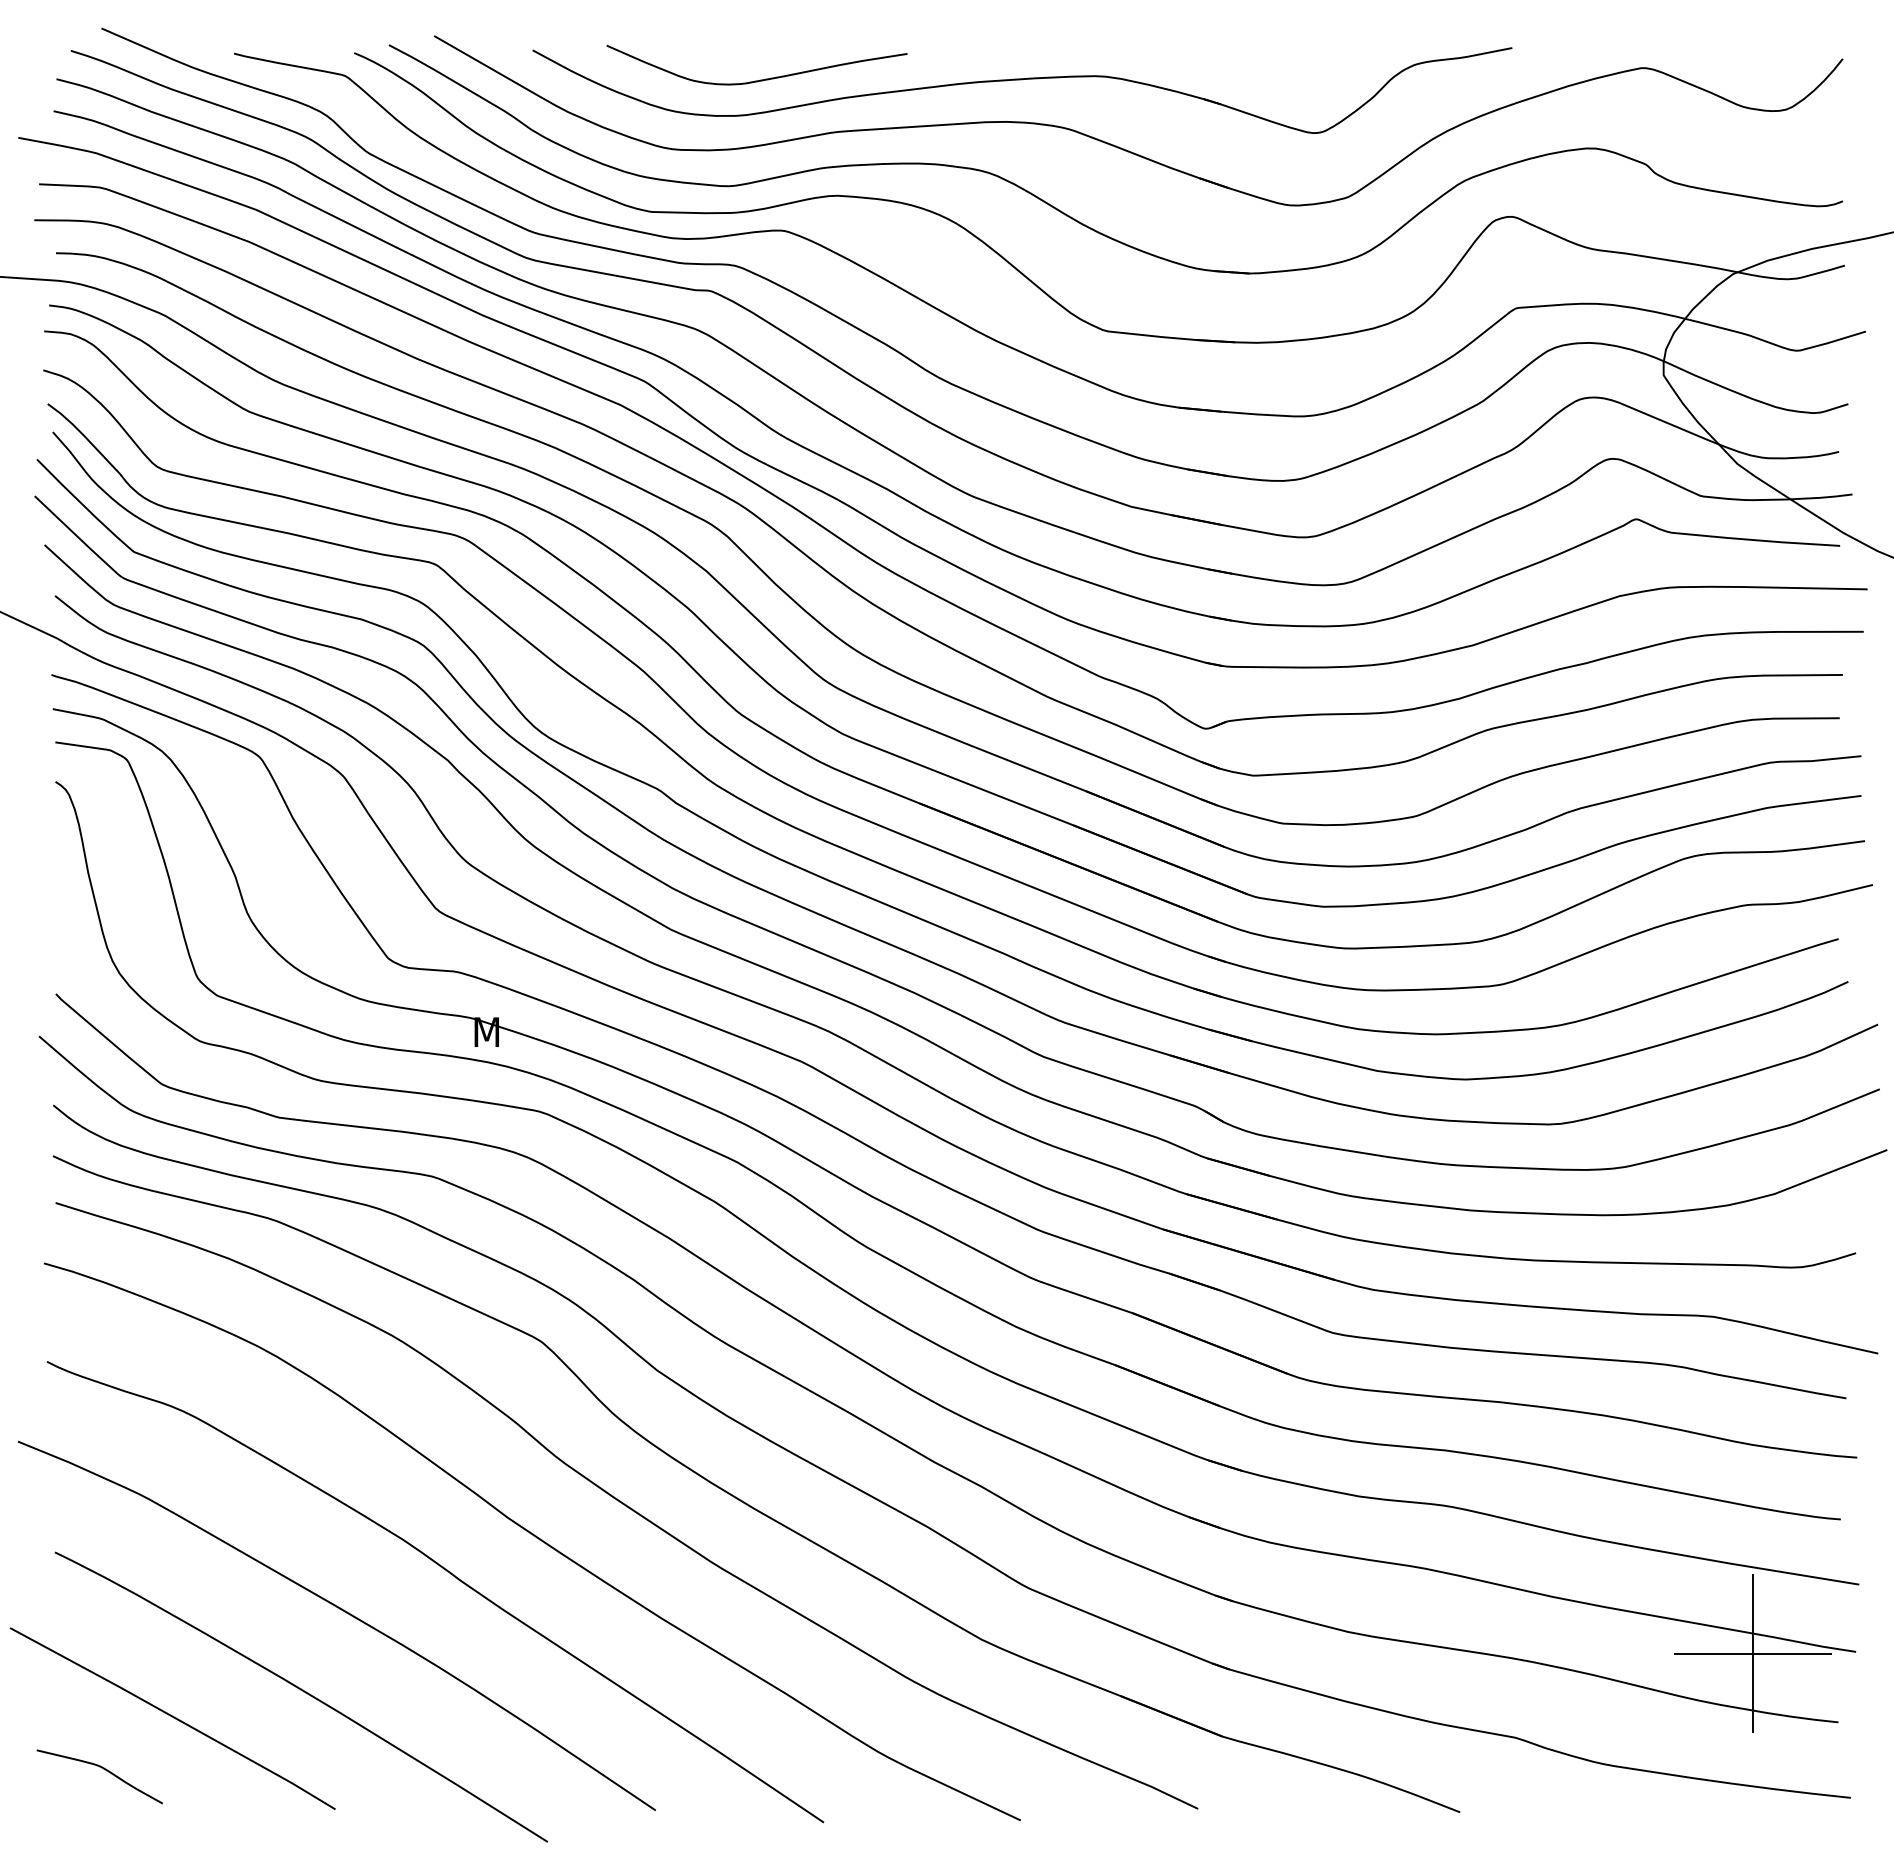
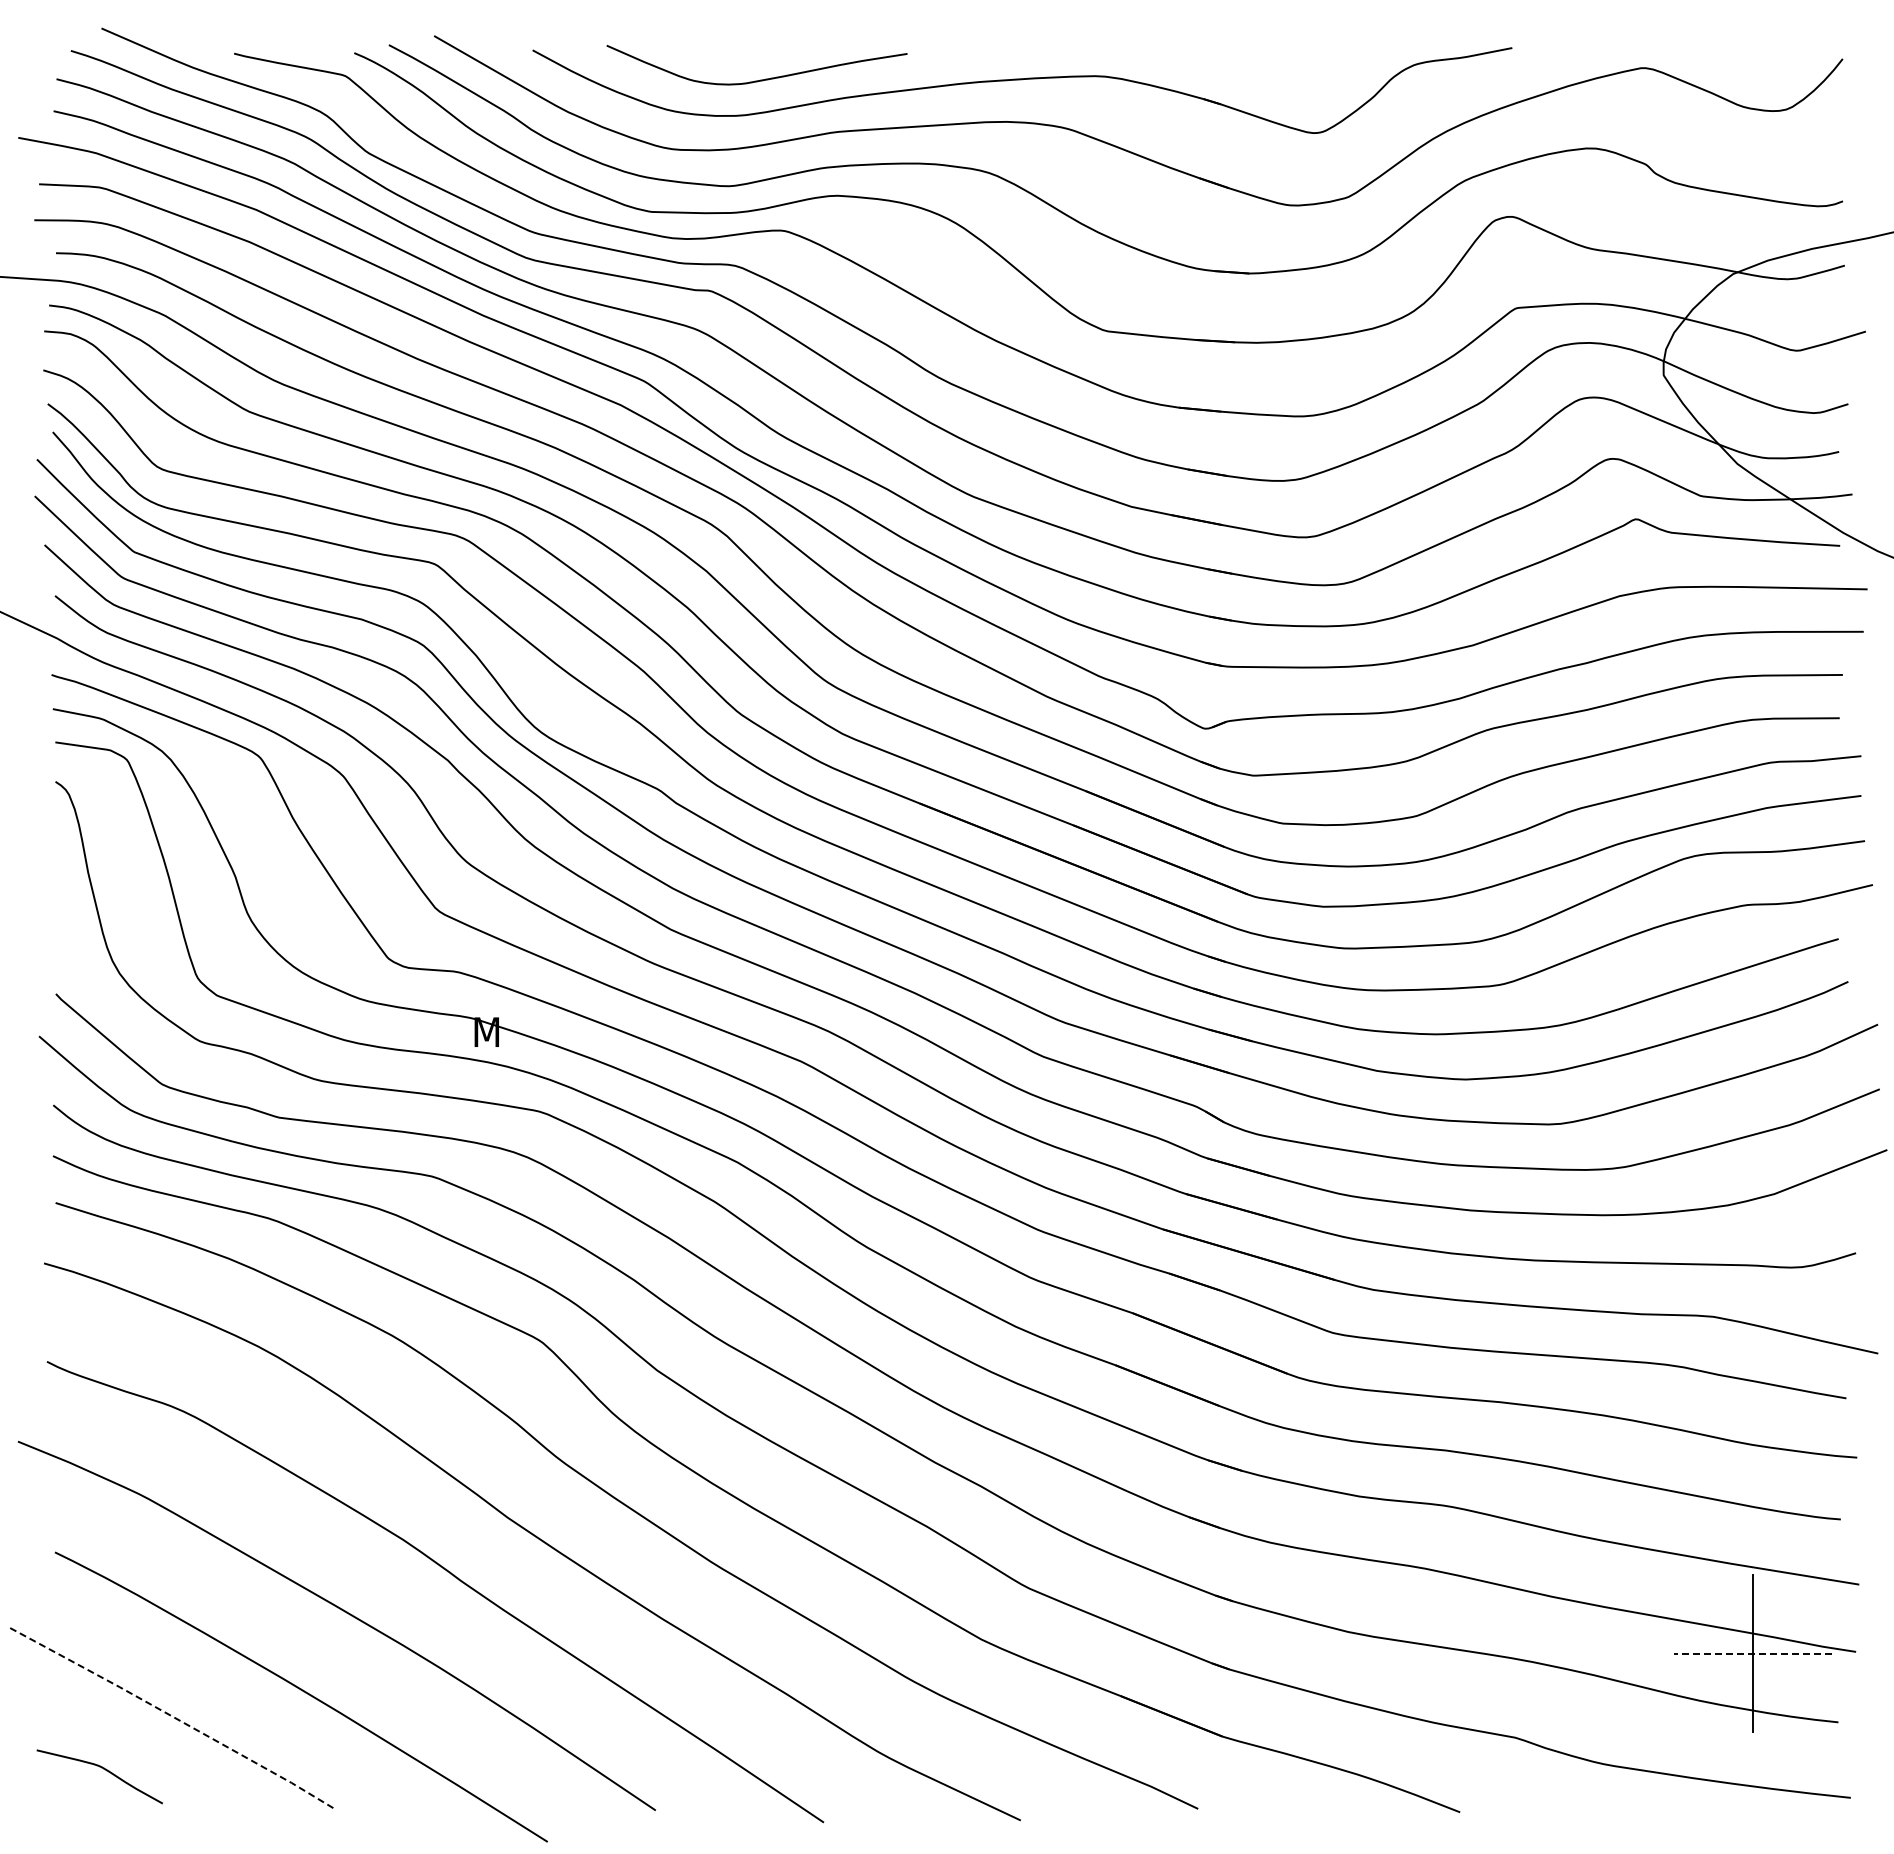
line: solid -> dashed (1752, 1653)
line: solid -> dashed (174, 1717)
